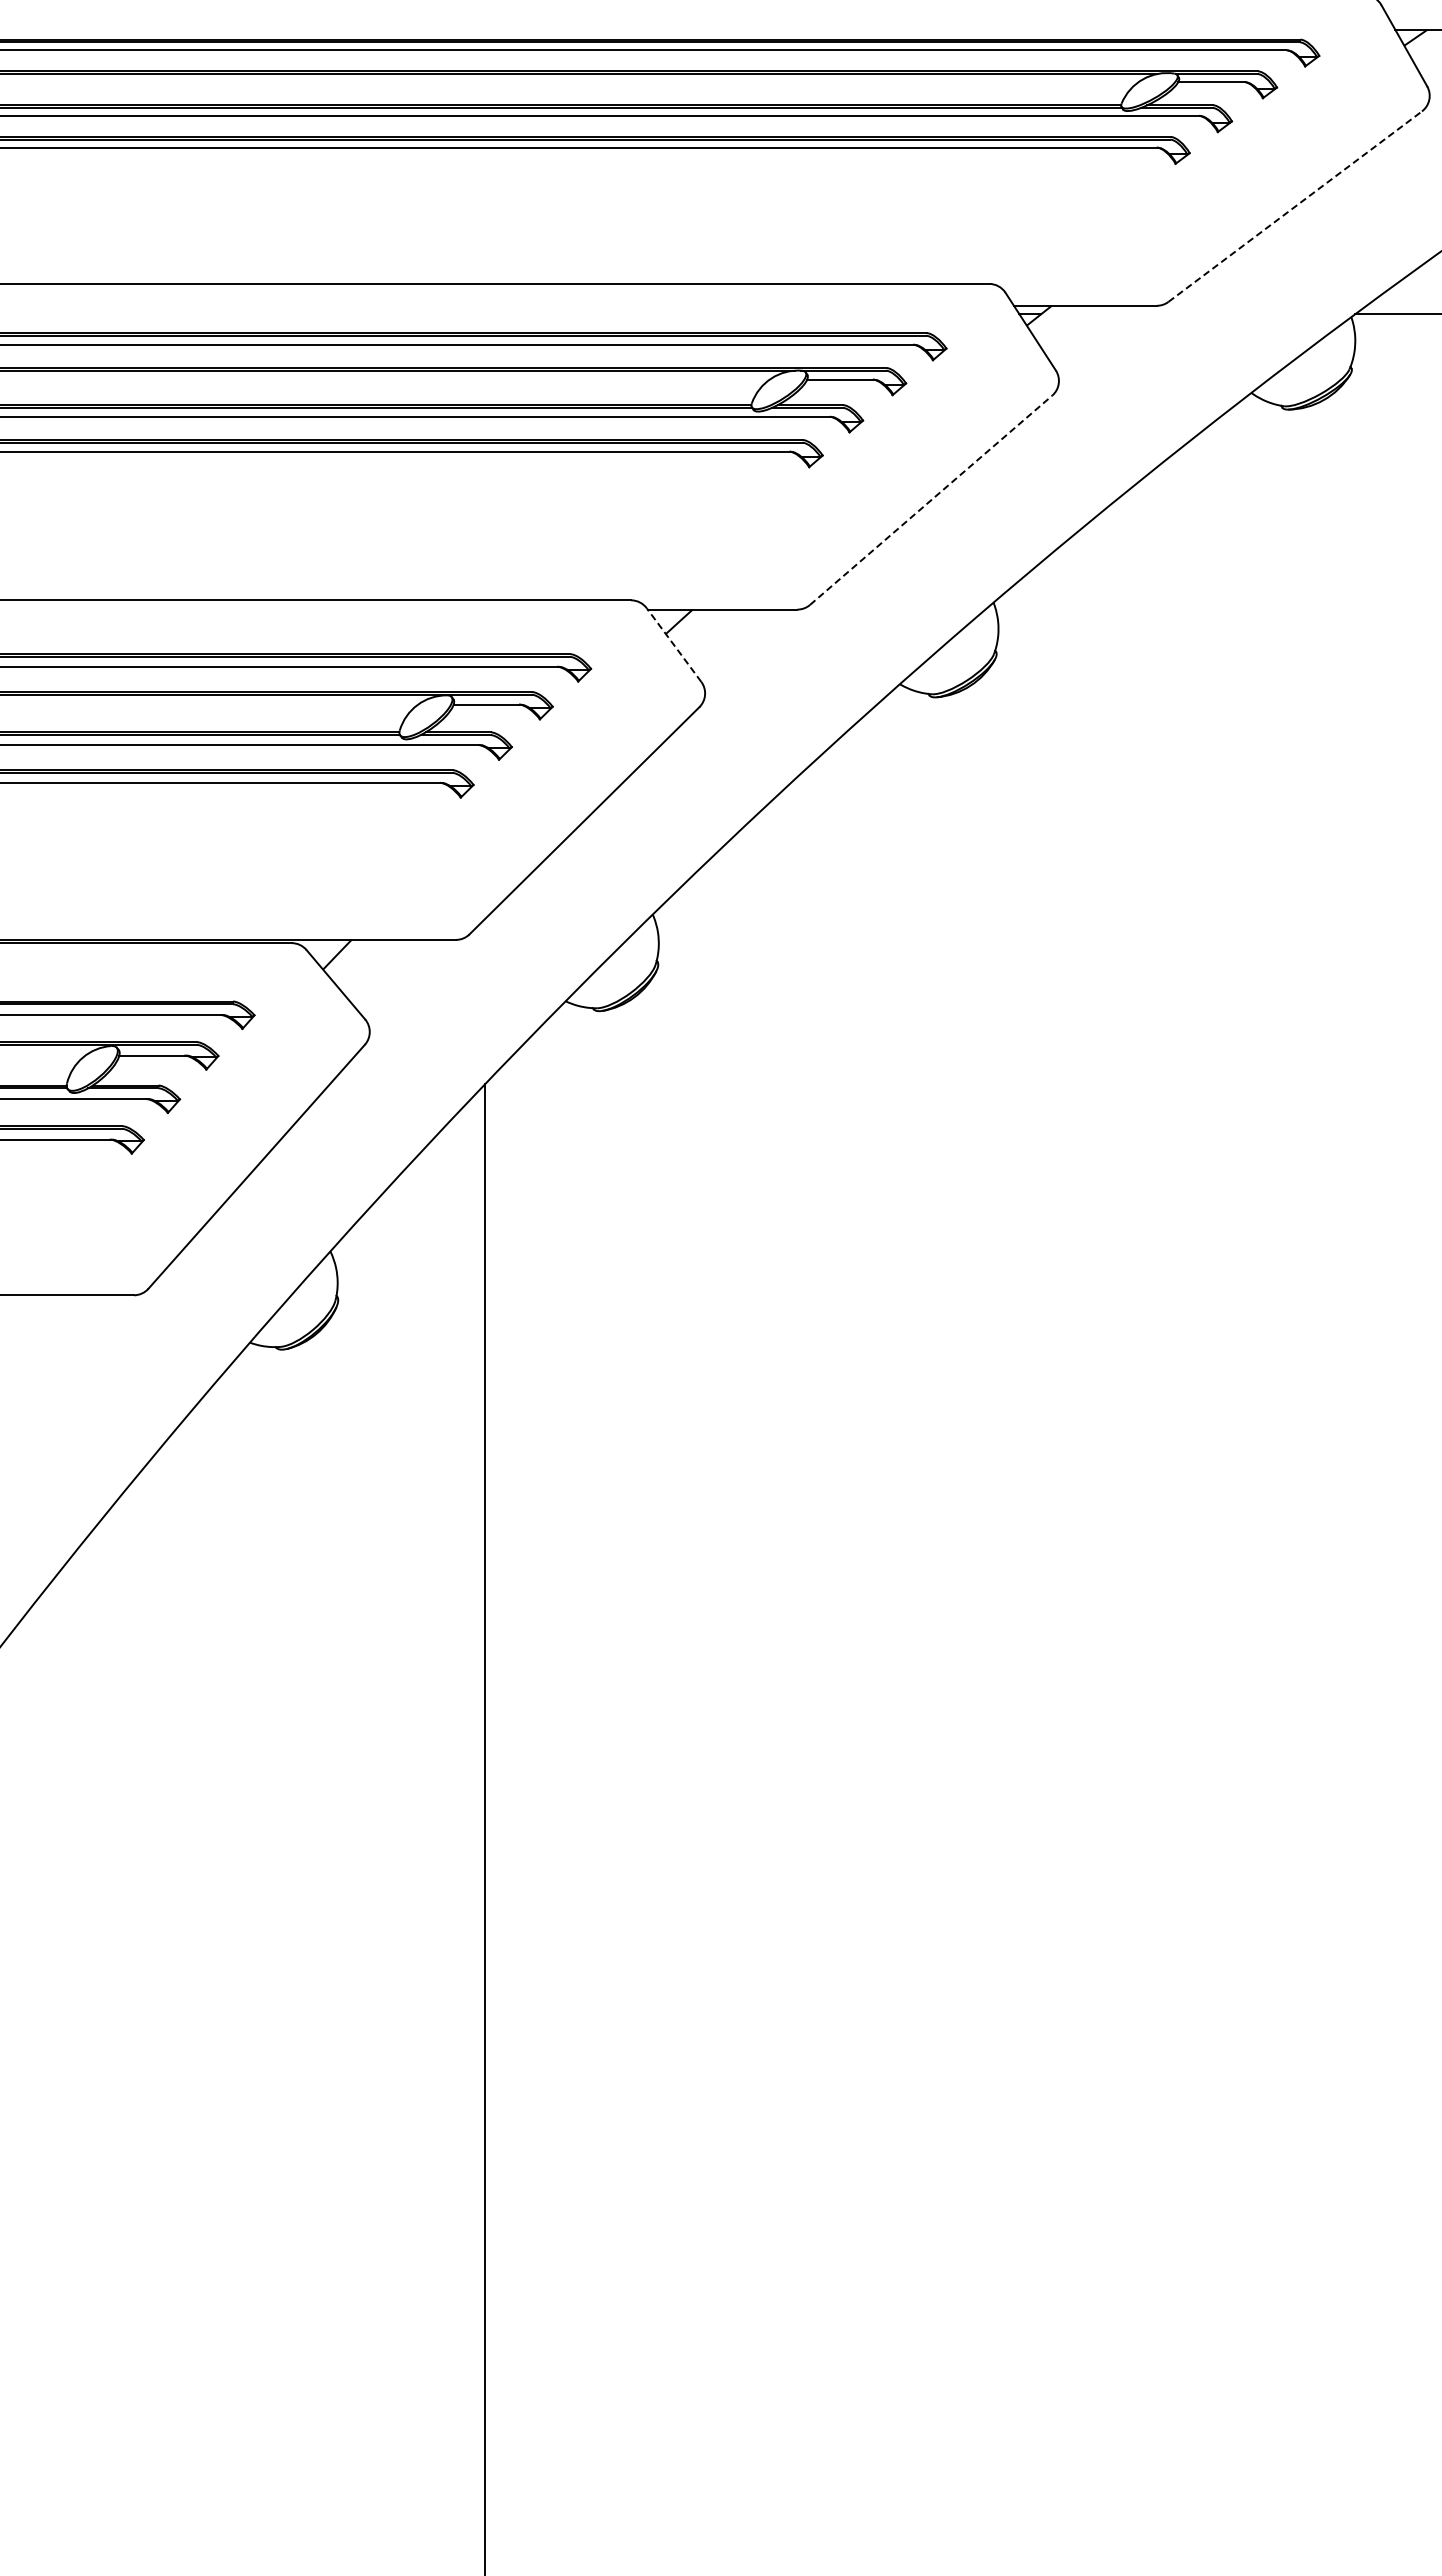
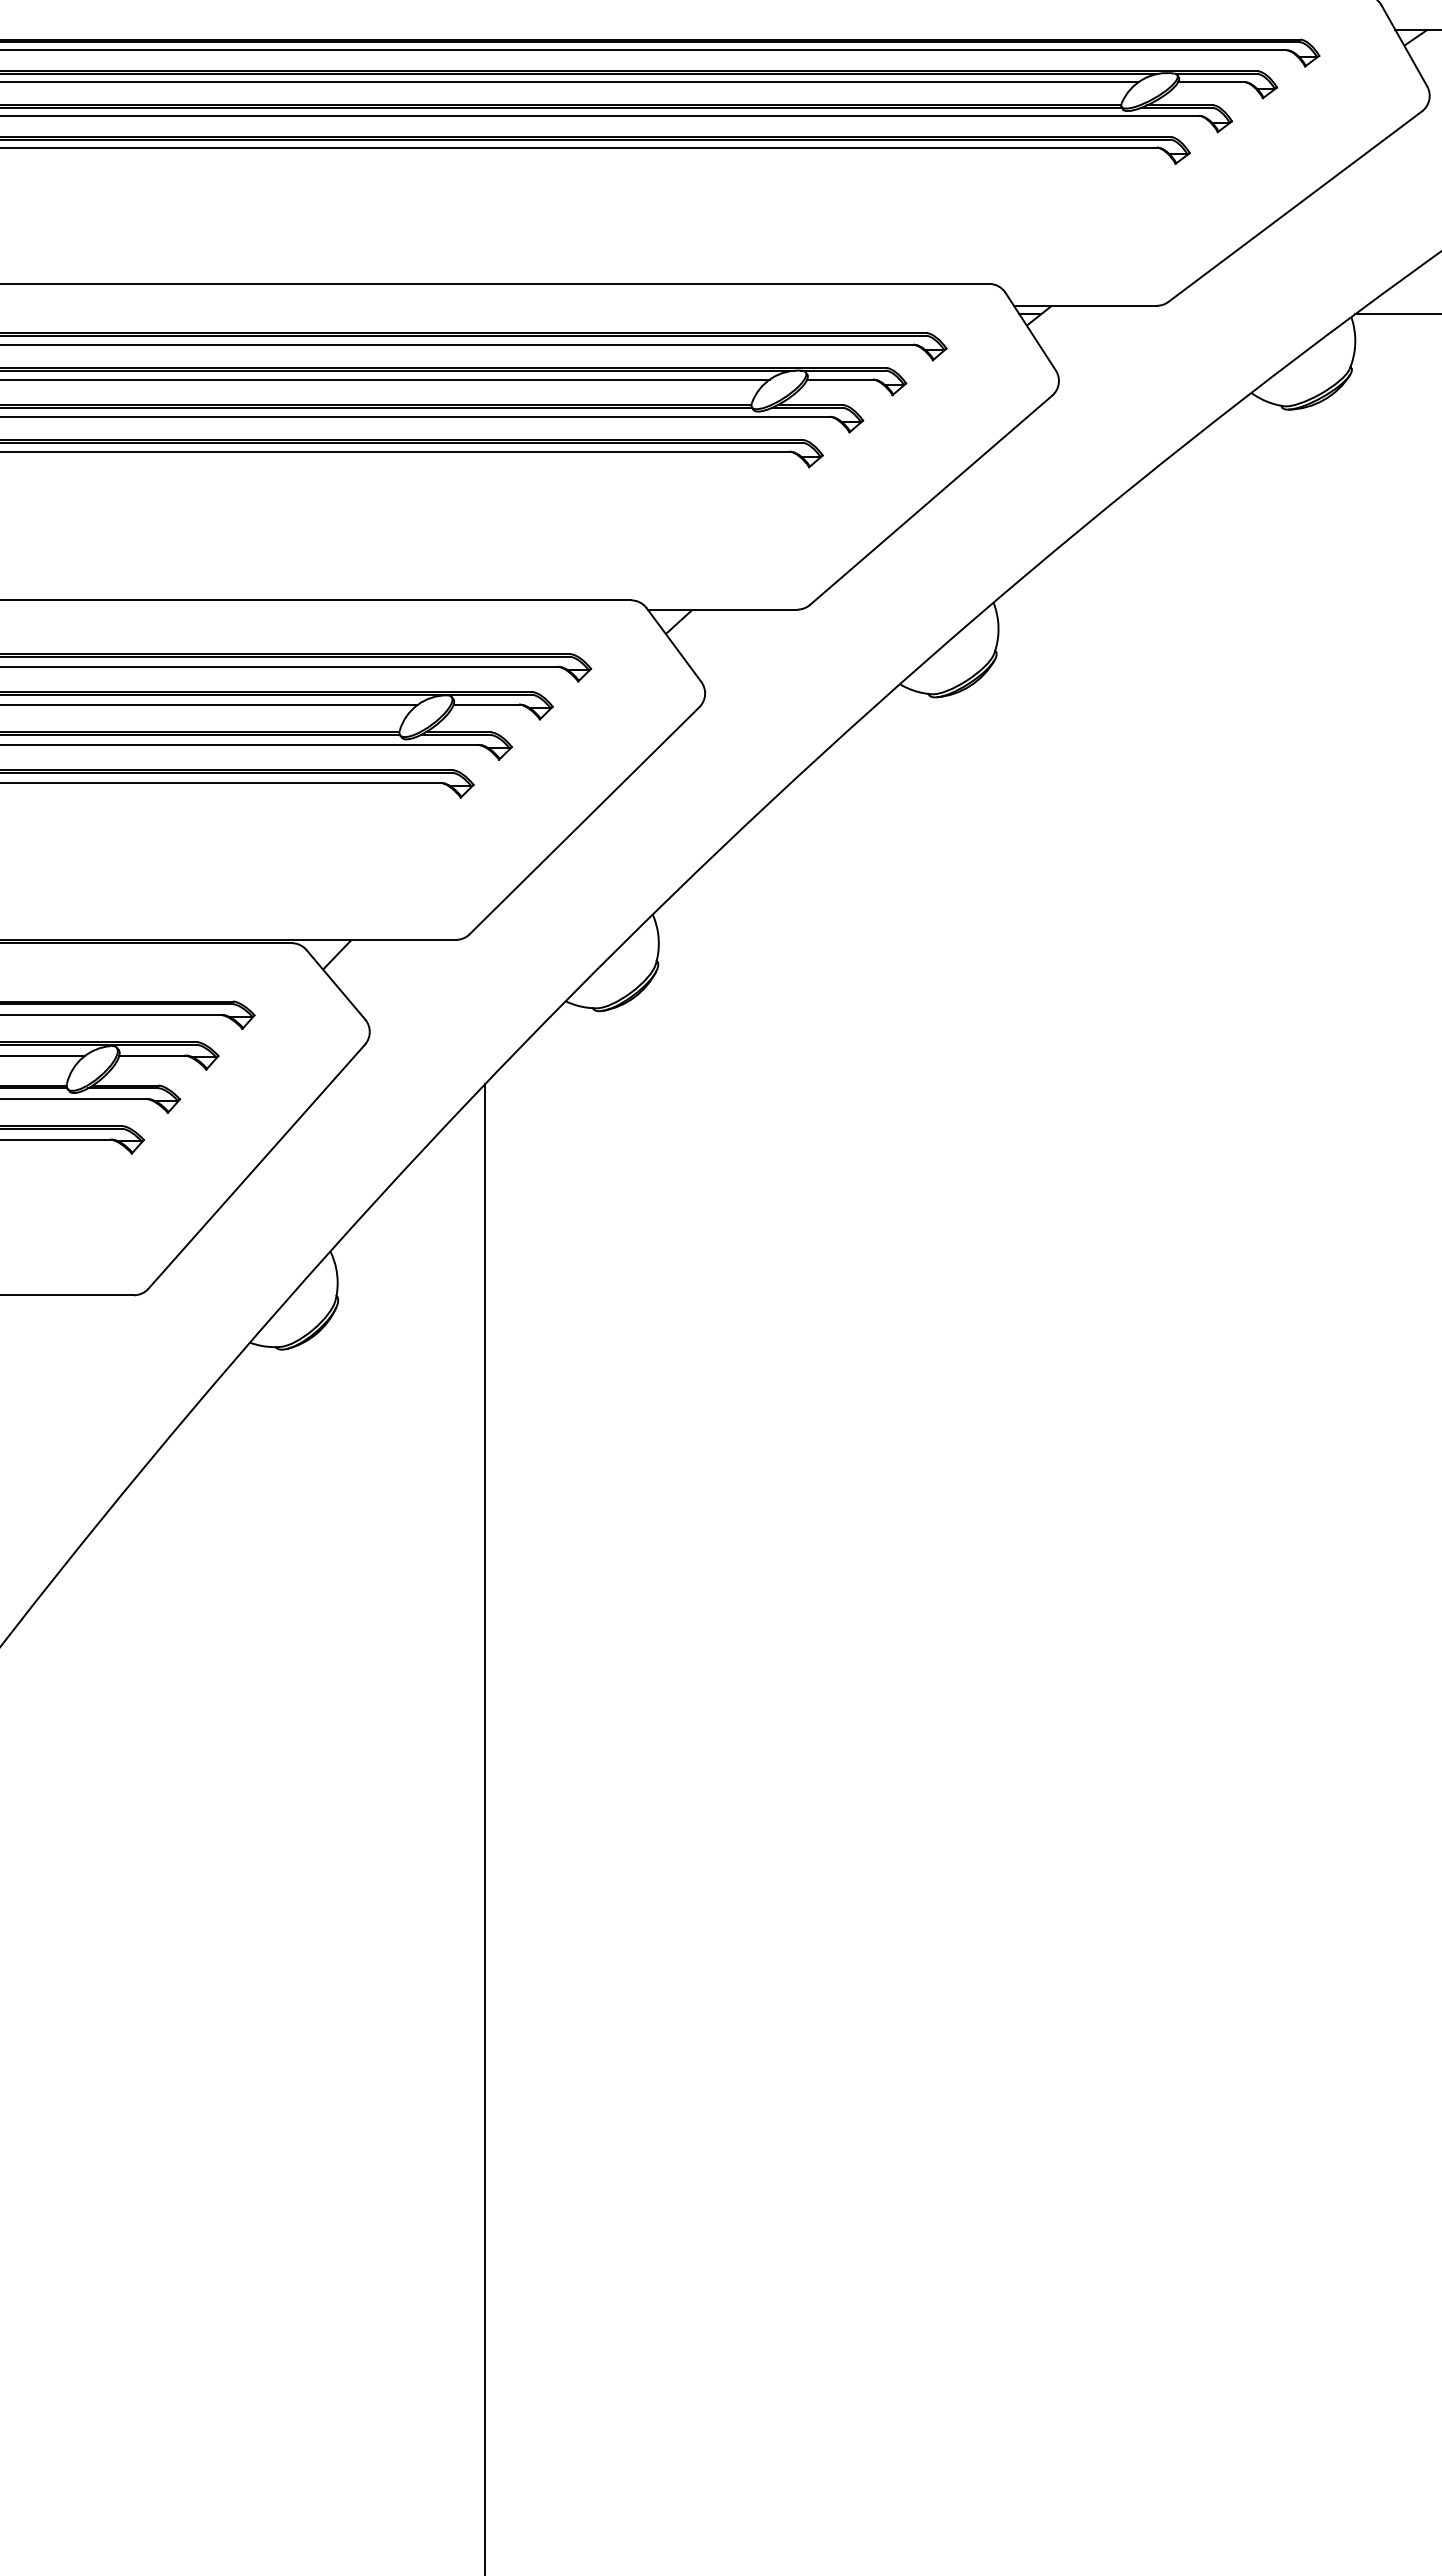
line: none -> present (570, 81)
line: dashed -> solid (1295, 206)
line: none -> present (385, 379)
line: dashed -> solid (931, 499)
line: dashed -> solid (674, 645)
line: none -> present (210, 704)
line: none -> present (43, 1055)
